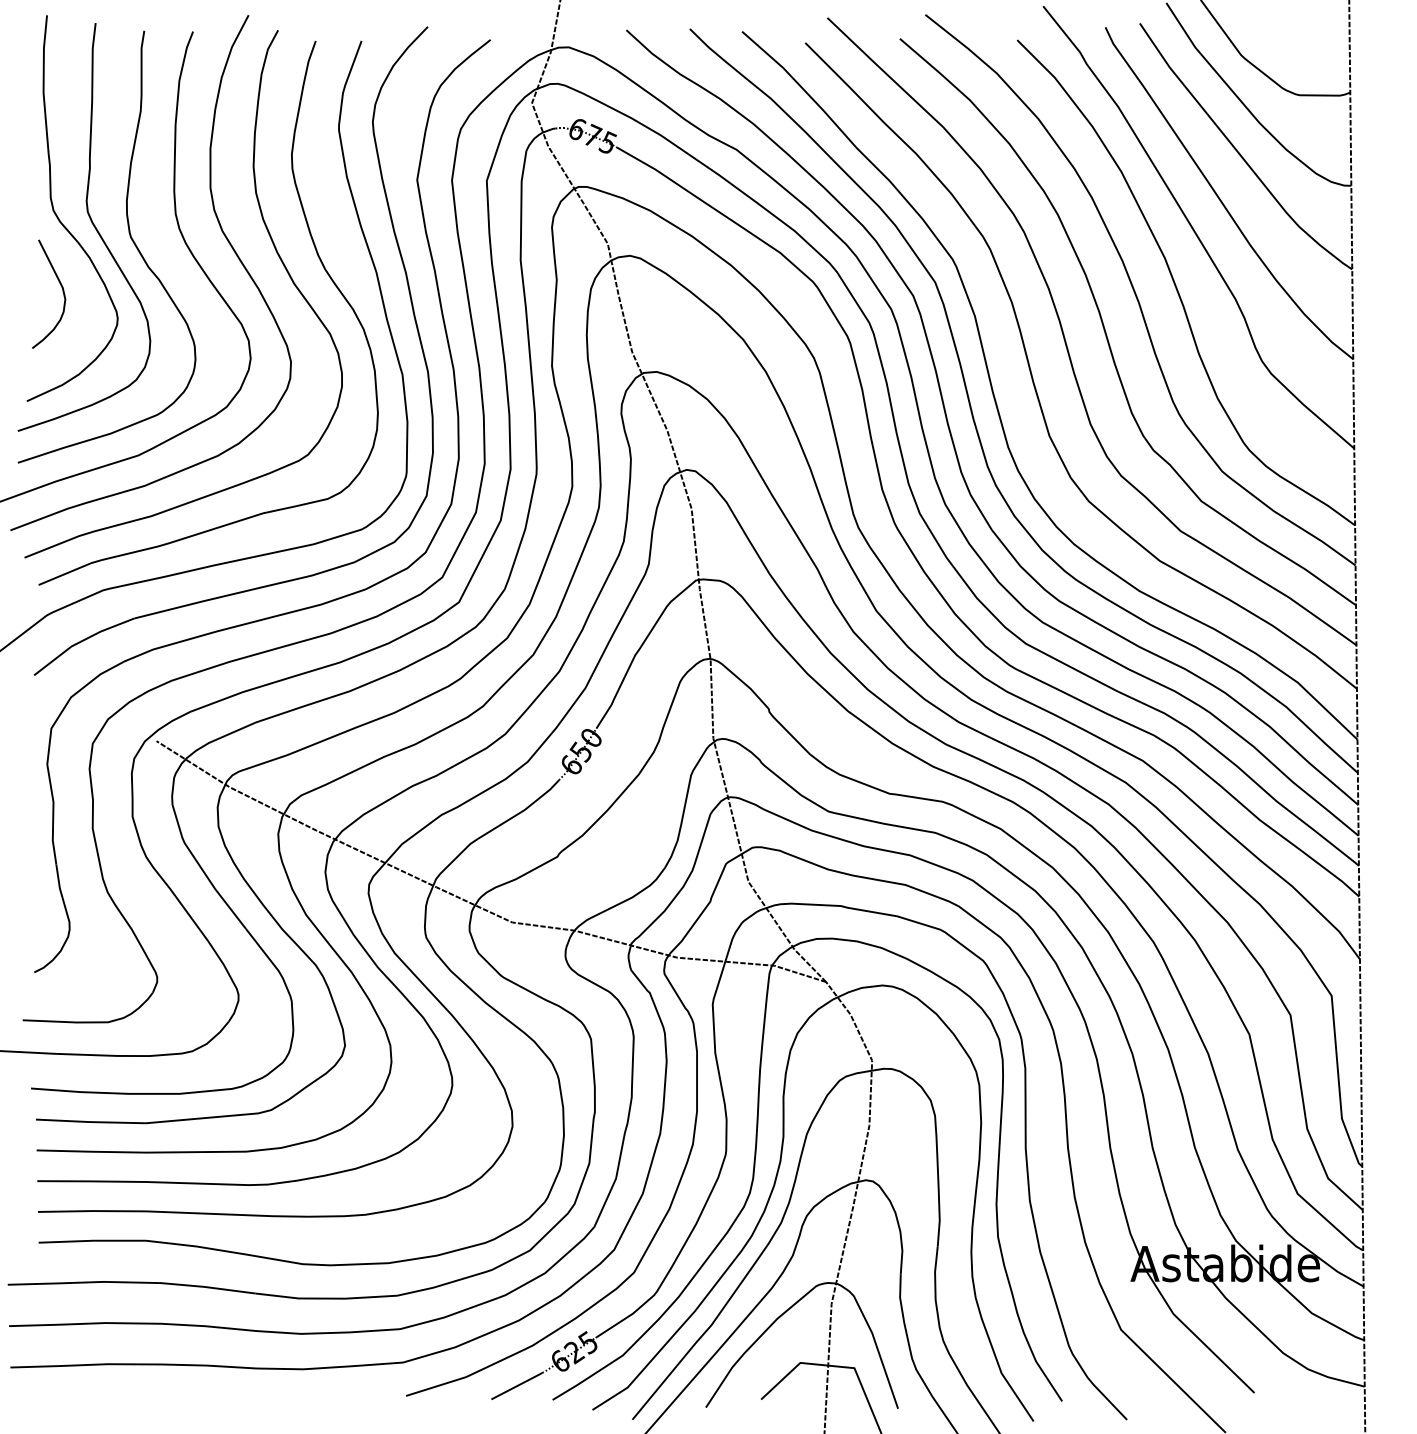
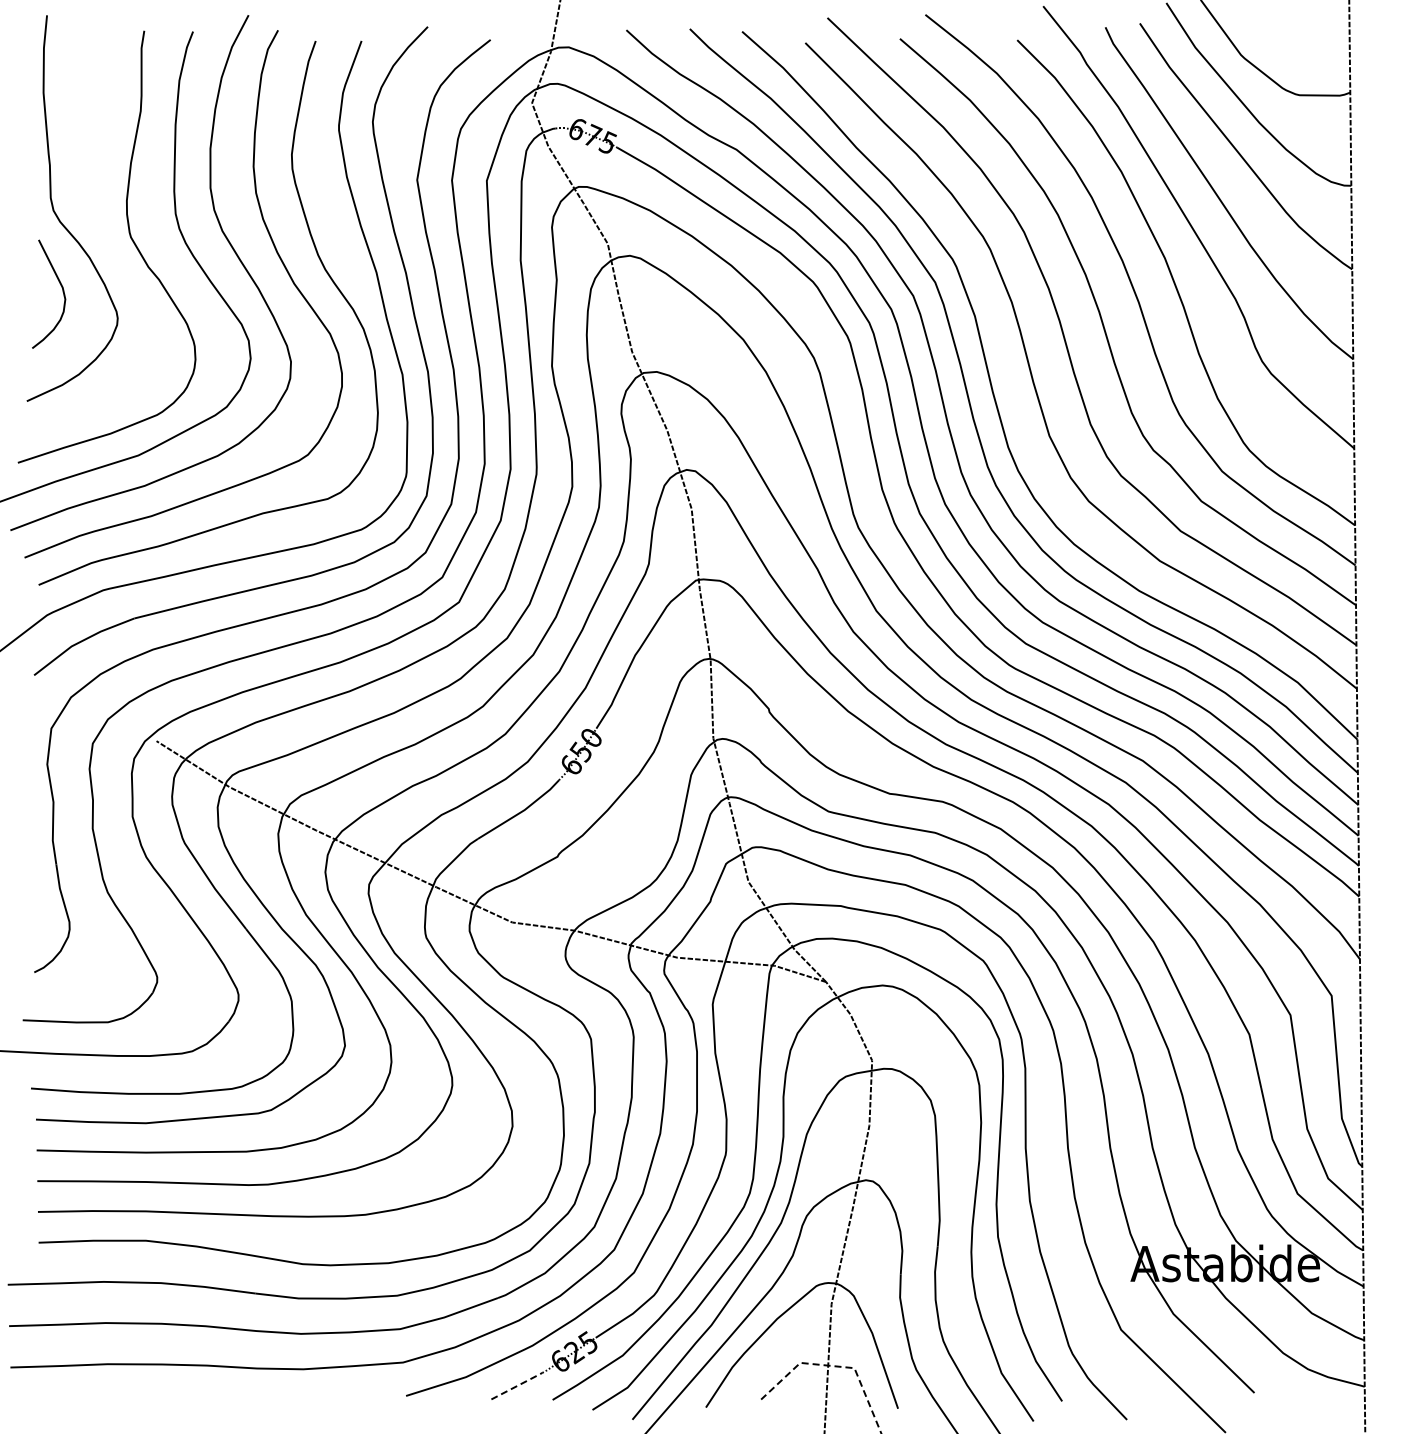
curve: present -> none (91, 223)
line: solid -> dashed (835, 1366)
line: solid -> dashed (517, 1385)
